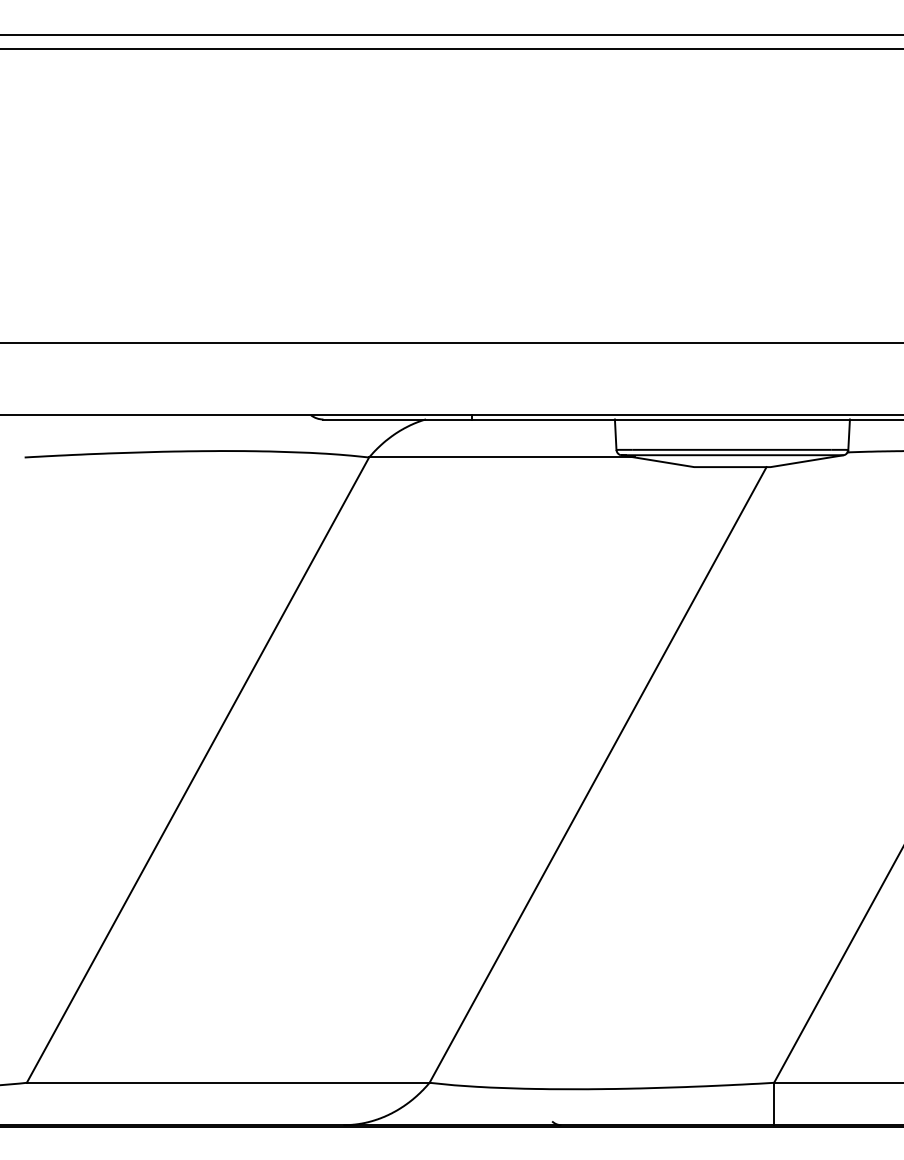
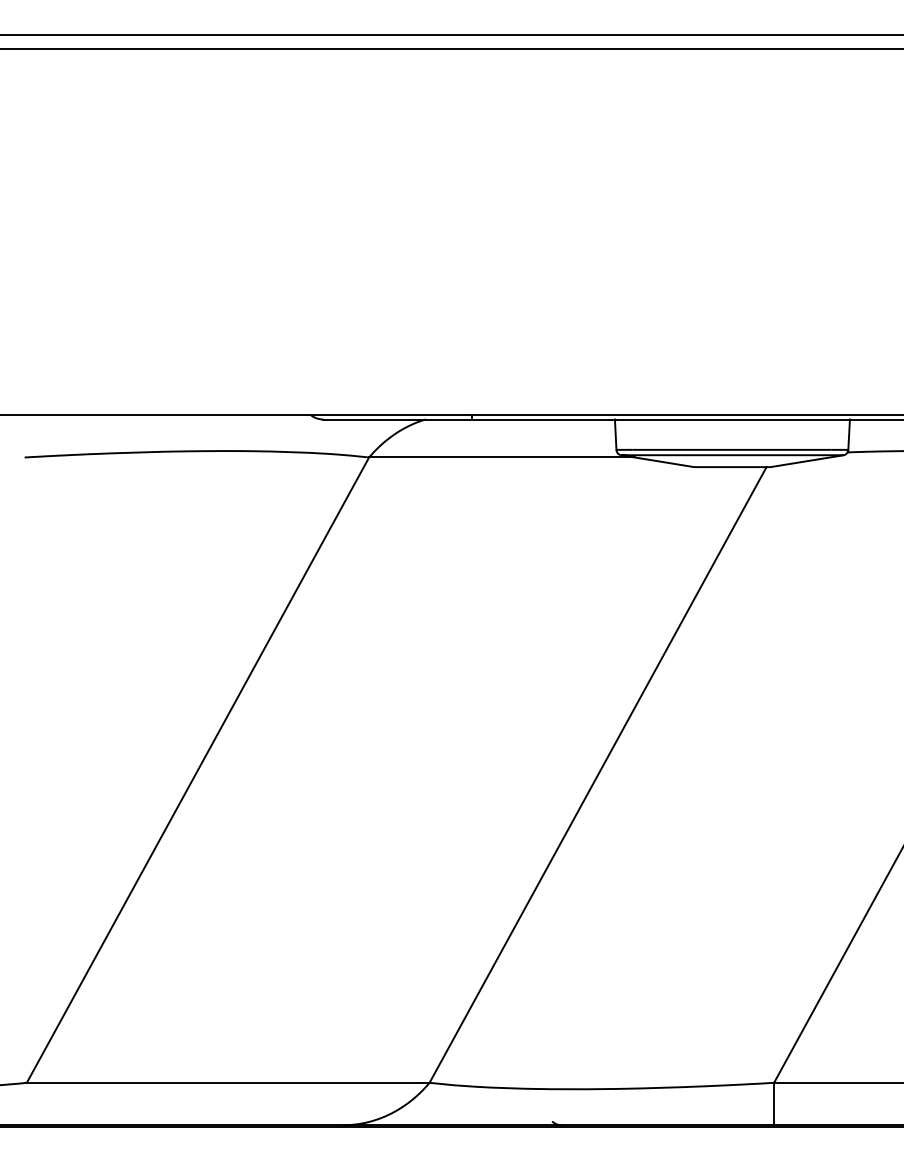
line: present -> none (451, 342)
